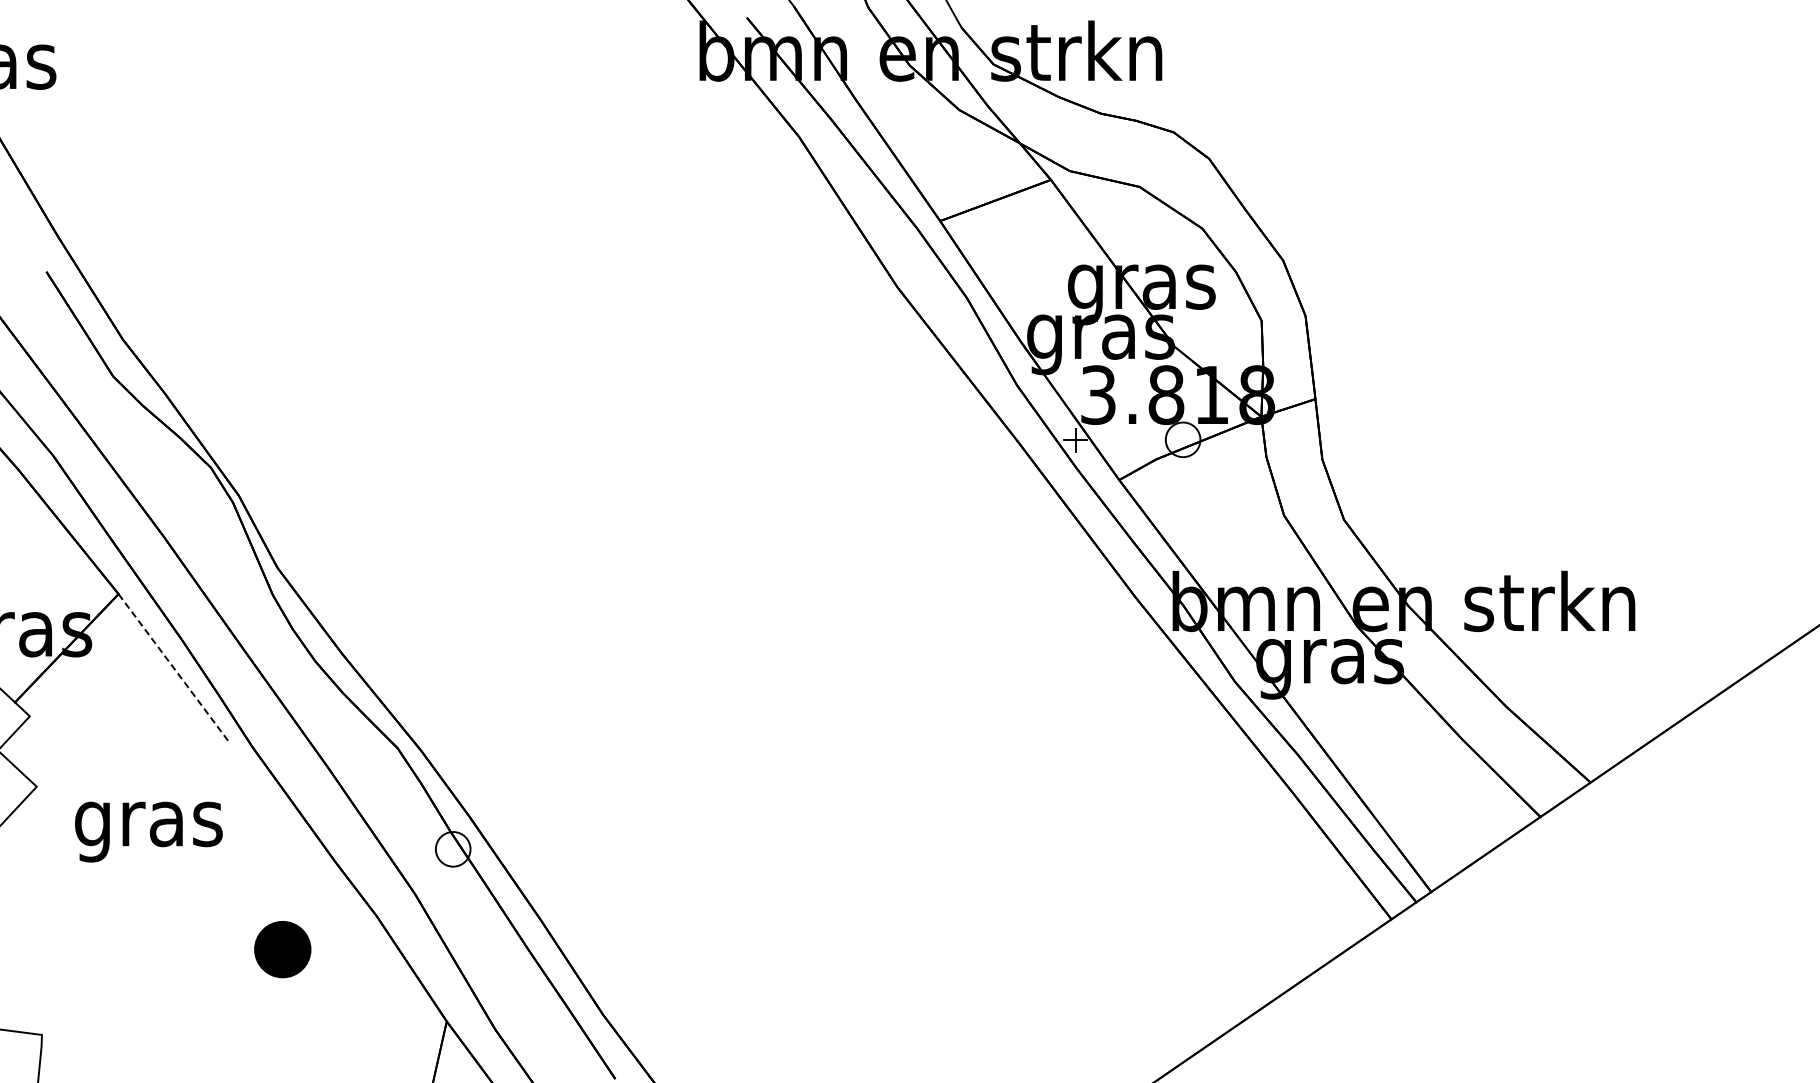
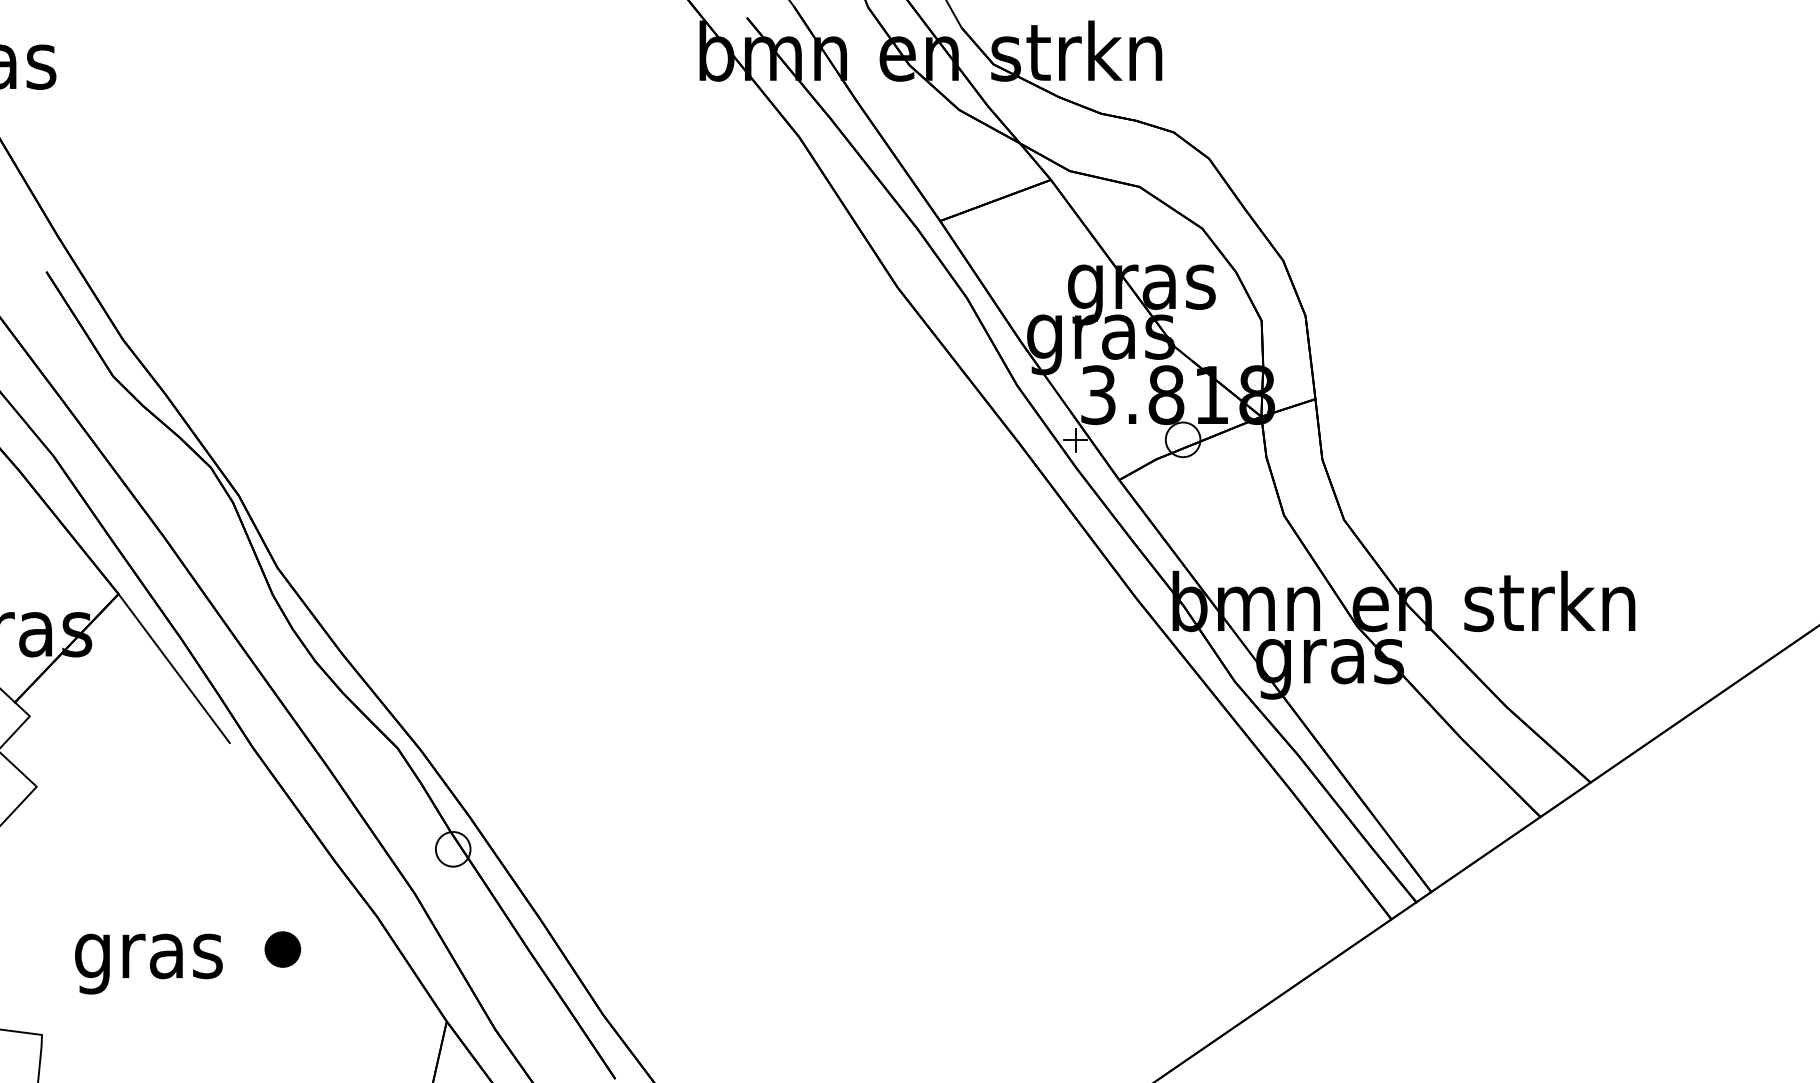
line: dashed -> solid (174, 668)
text position: (148, 831) -> (148, 963) (148, 963)
part size: 58x58 px -> 38x37 px (282, 949)
